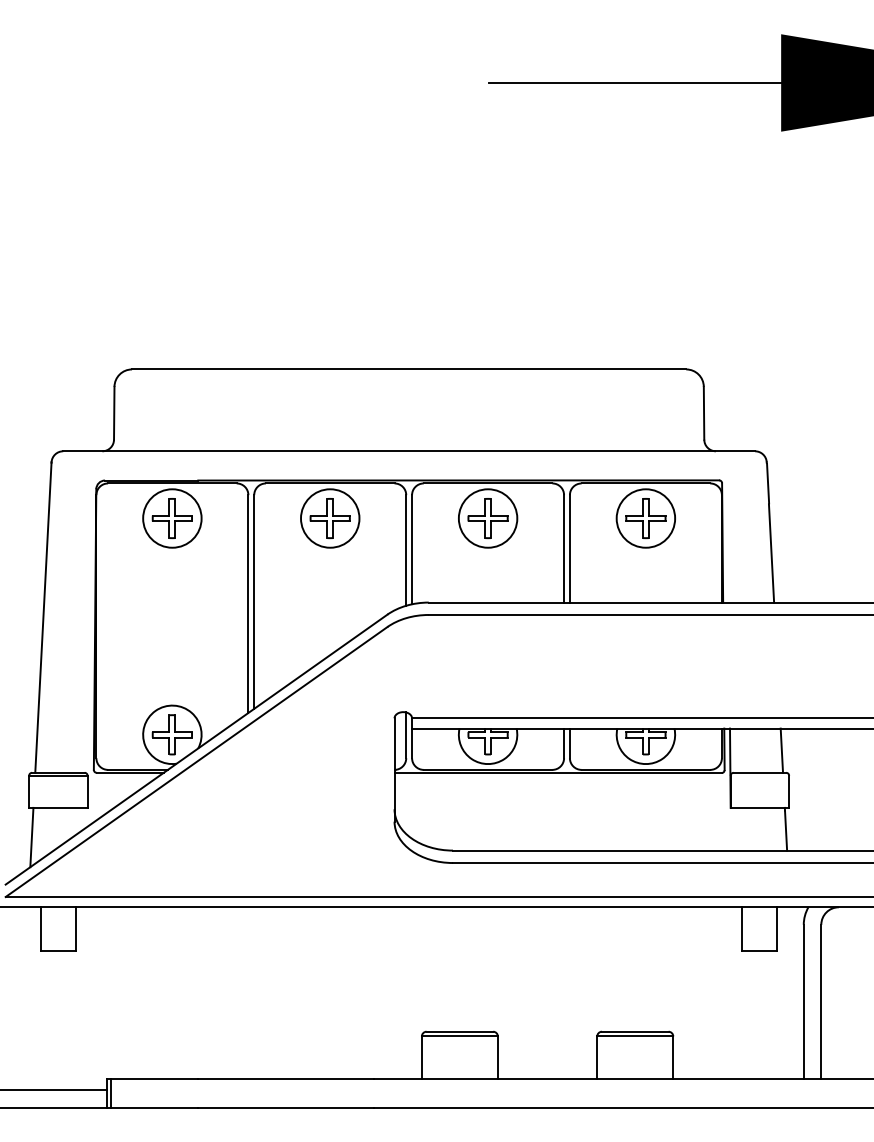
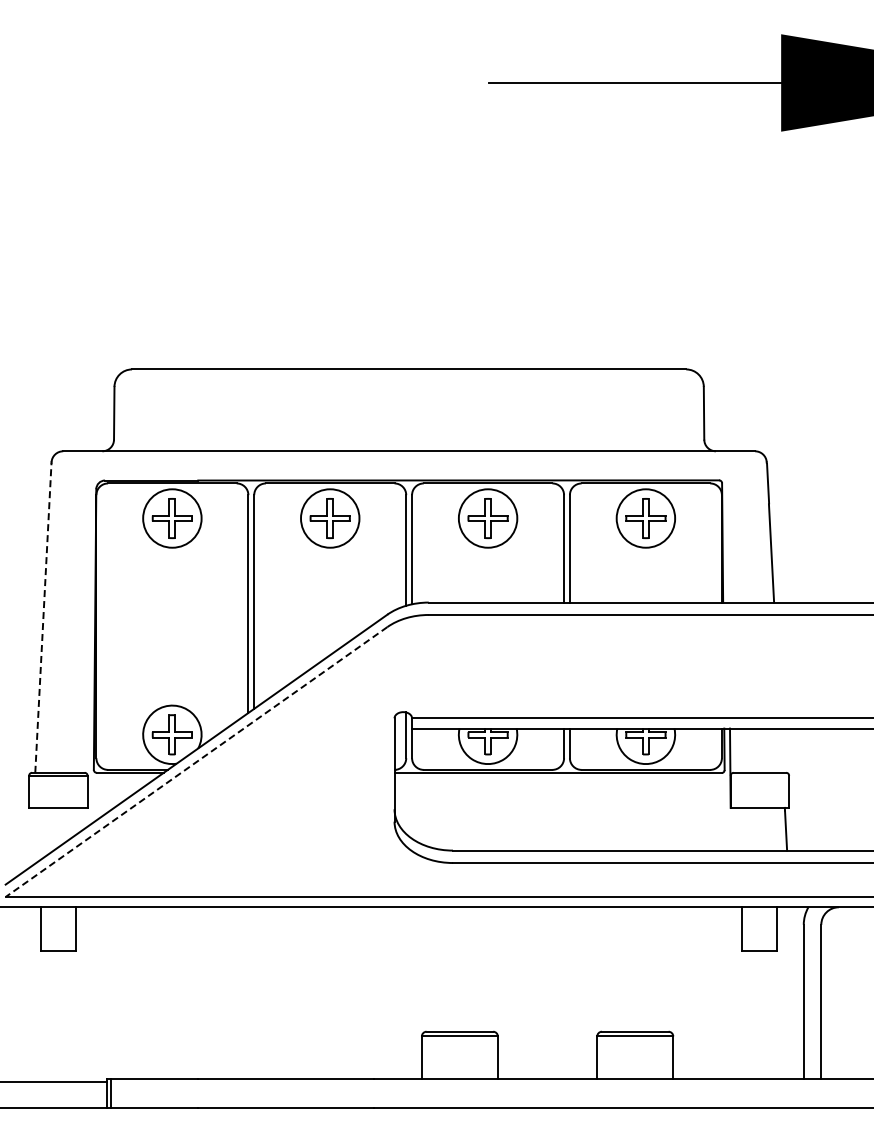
line: solid -> dashed (43, 617)
line: present -> none (781, 750)
line: solid -> dashed (196, 762)
line: present -> none (31, 837)
line position: (54, 1090) -> (54, 1082) (54, 1082)
